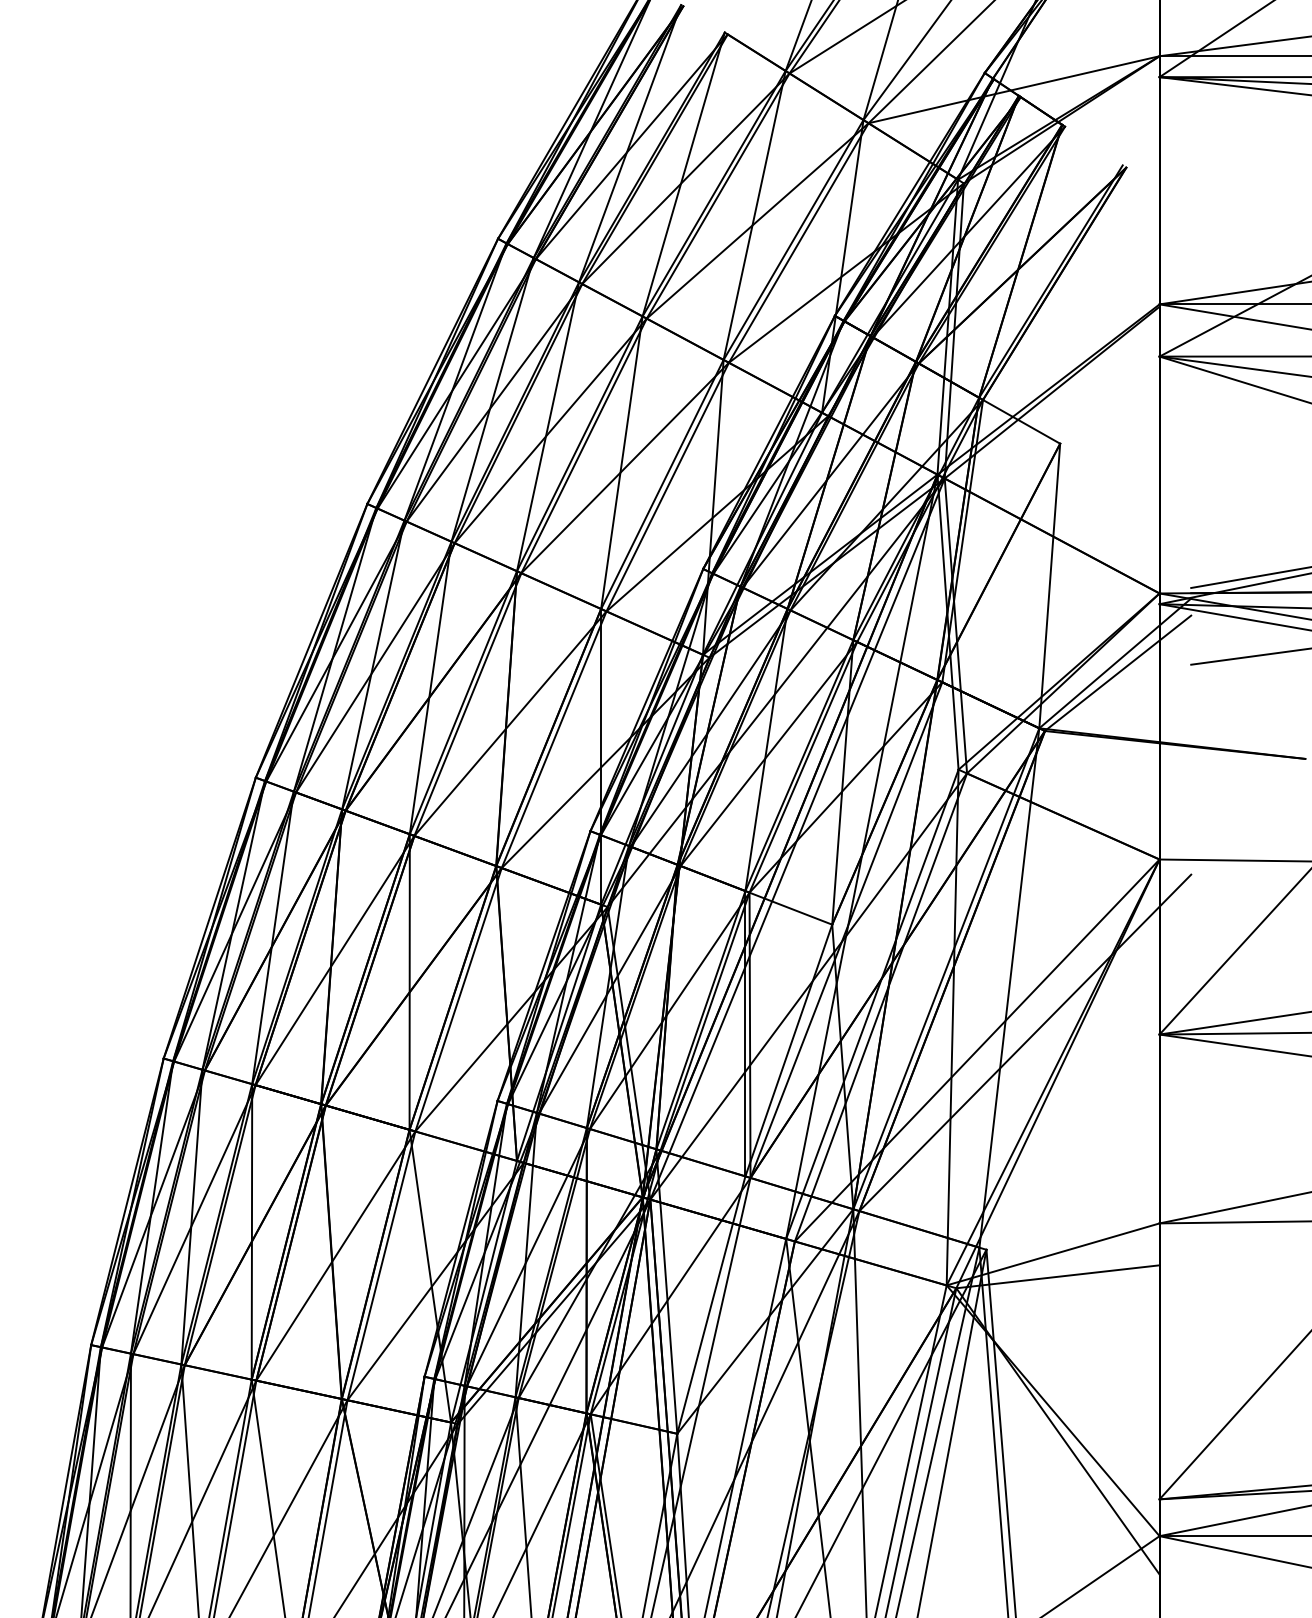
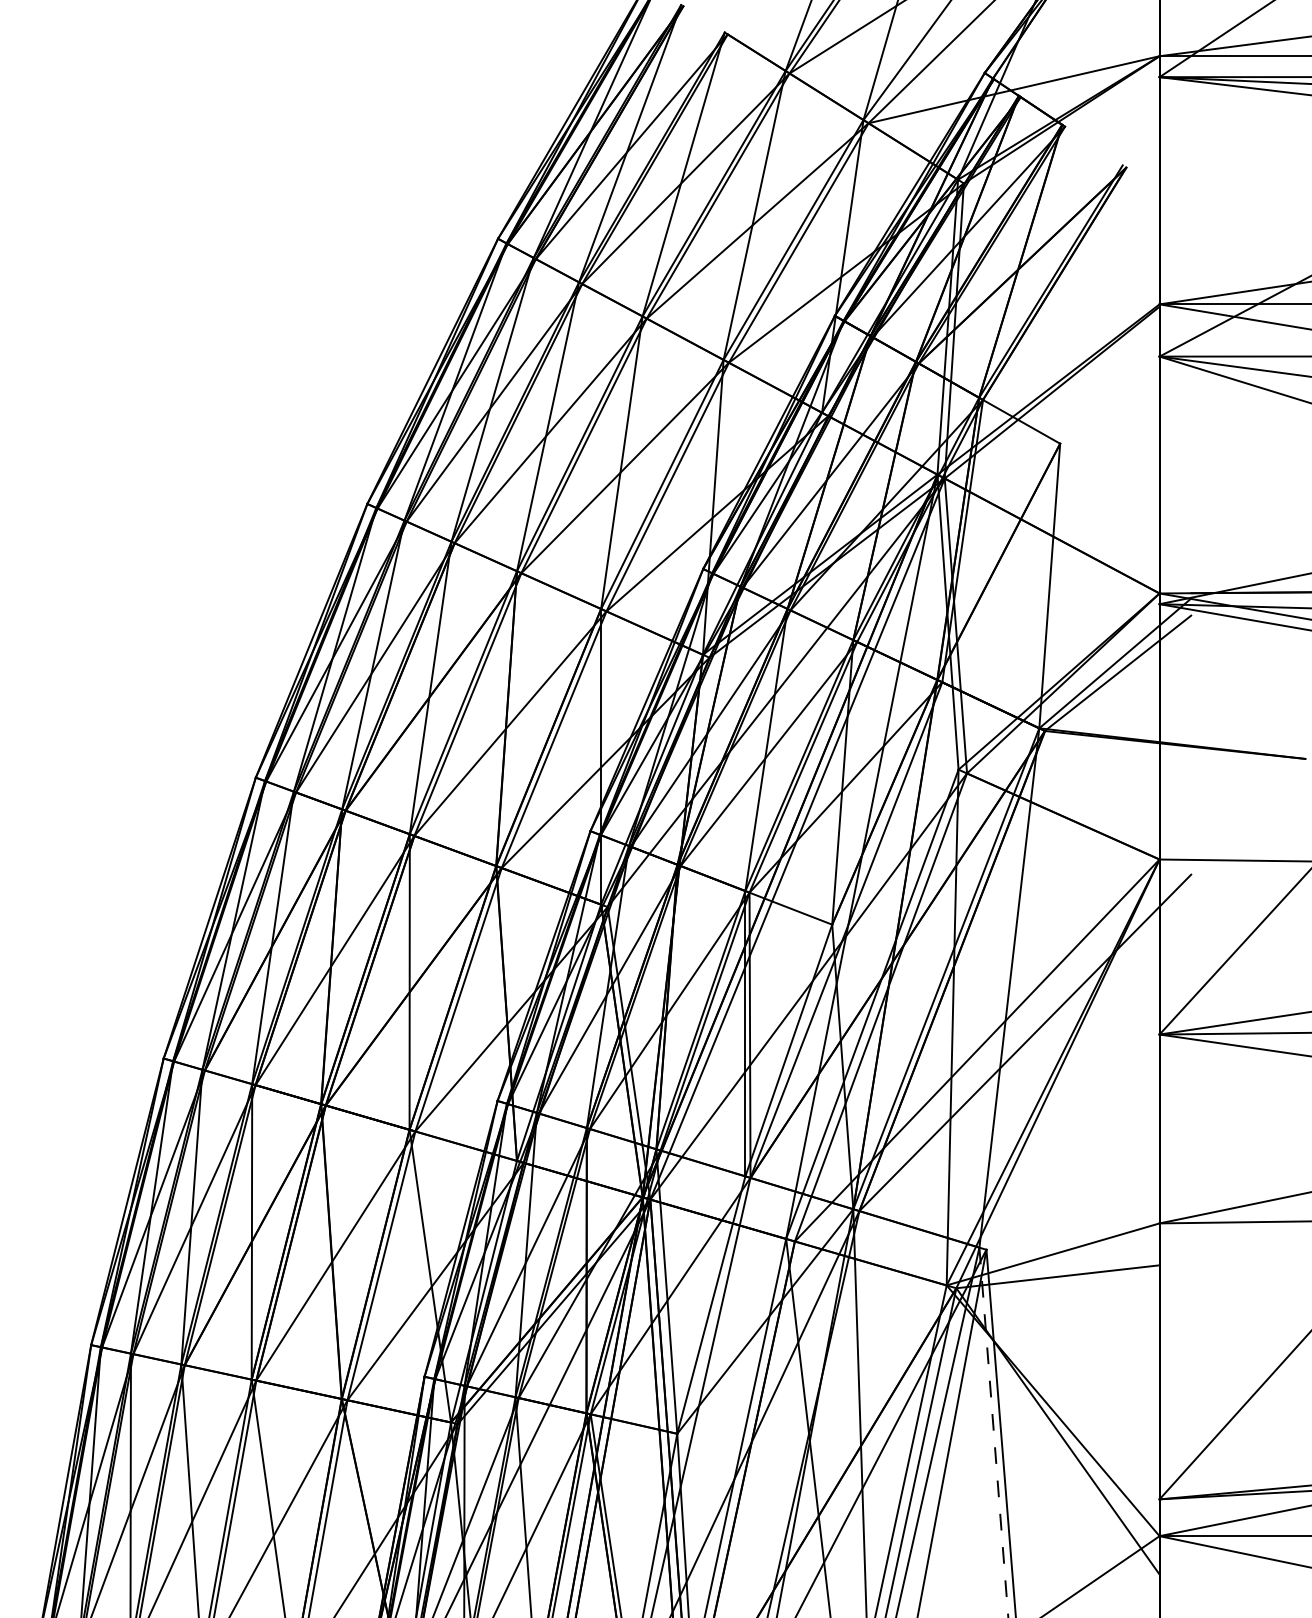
line: present -> none (1249, 577)
line: present -> none (1249, 656)
line: solid -> dashed (993, 1433)
